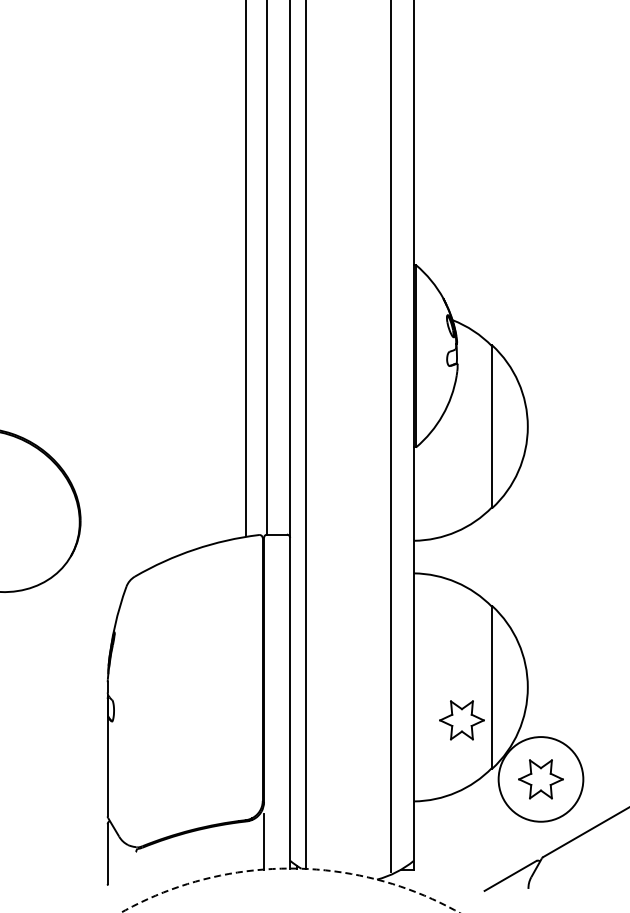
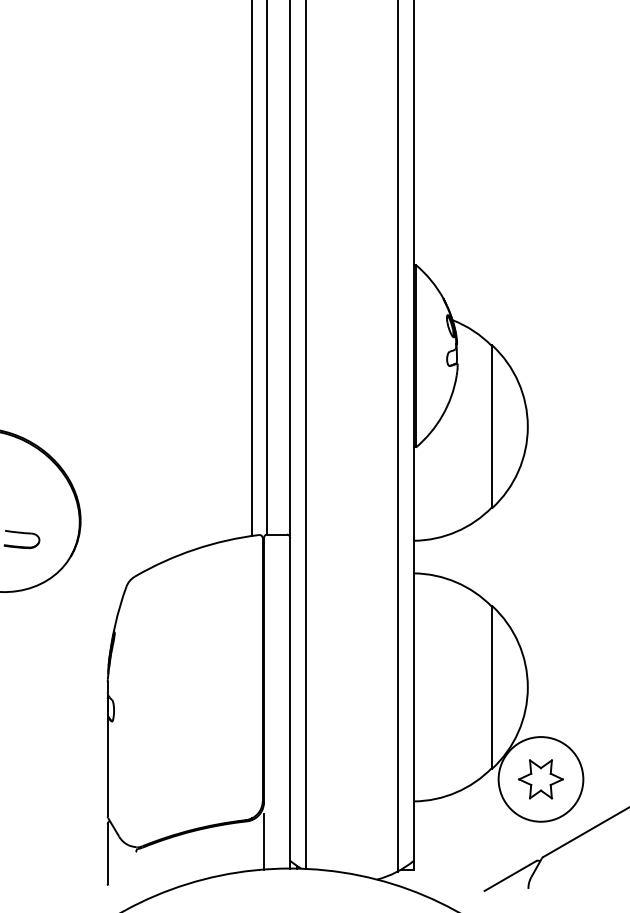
line position: (246, 268) -> (252, 268) (252, 268)
line position: (390, 436) -> (397, 436) (397, 436)
part: none -> present (21, 539)
part: present -> none (461, 720)
circle: dashed -> solid (290, 890)
